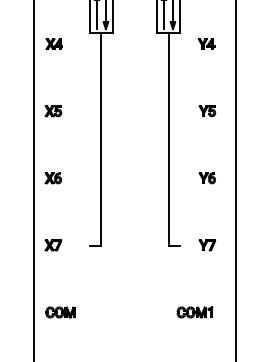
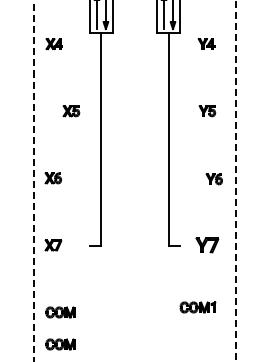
part position: (53, 111) -> (71, 111) (71, 111)
part position: (206, 178) -> (213, 179) (213, 179)
line: solid -> dashed (34, 180)
line: solid -> dashed (235, 181)
part size: 19x13 px -> 25x17 px (207, 245)
part position: (194, 312) -> (197, 307) (197, 307)
part: none -> present (60, 344)
